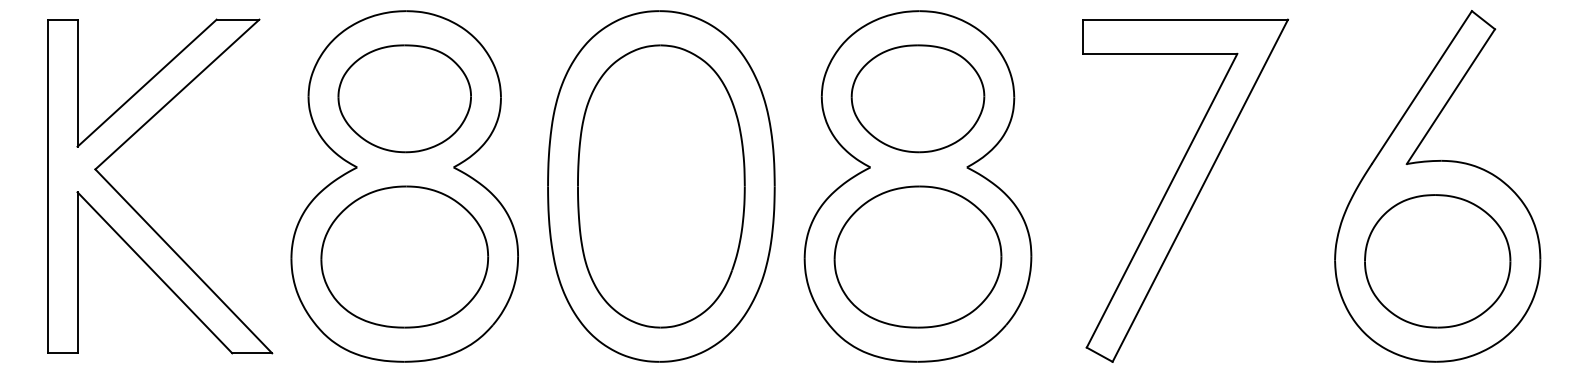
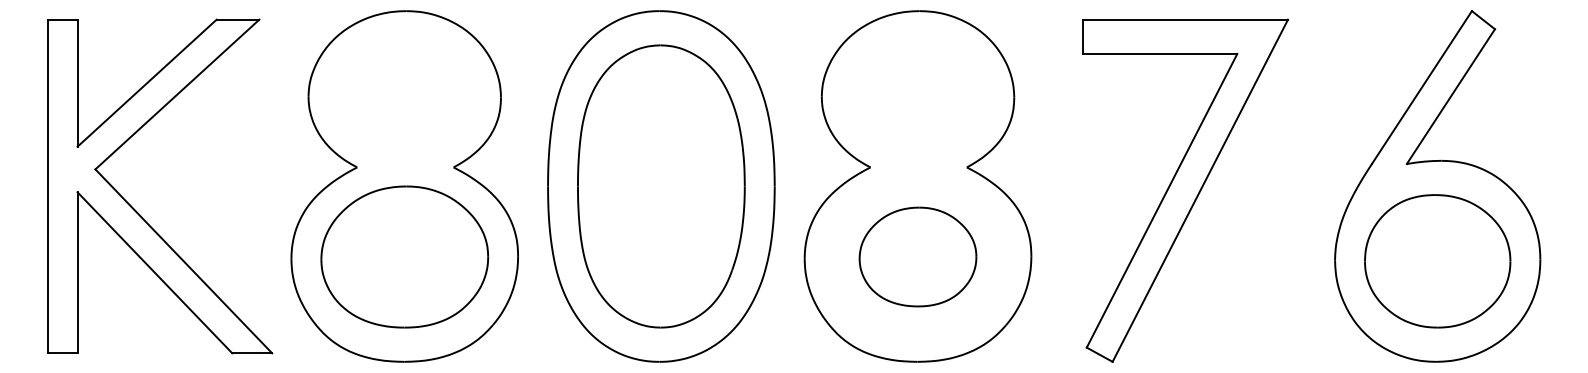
part: present -> none (404, 98)
part: present -> none (917, 98)
part size: 170x144 px -> 120x102 px (917, 256)
